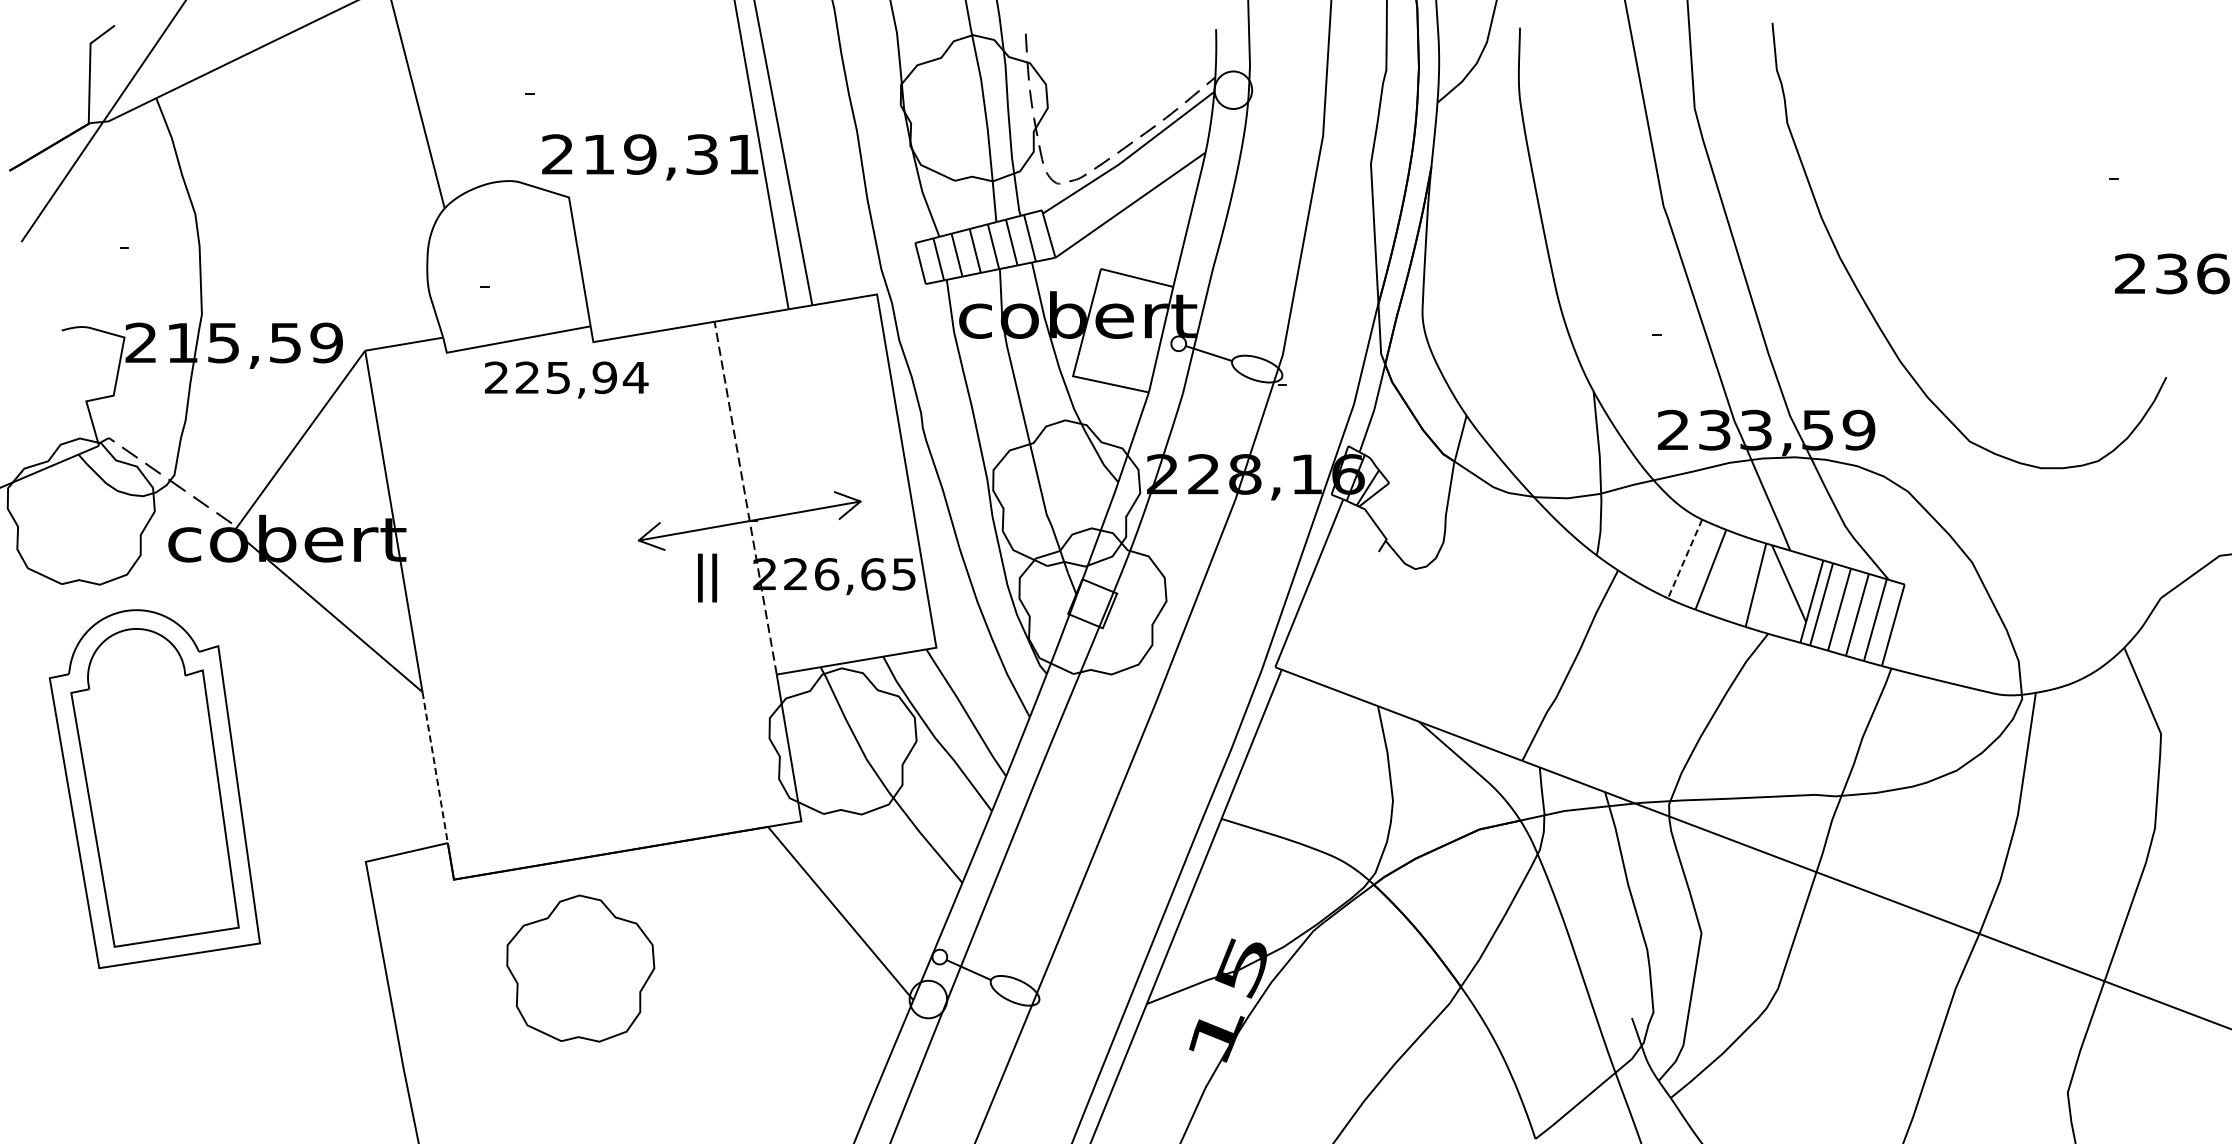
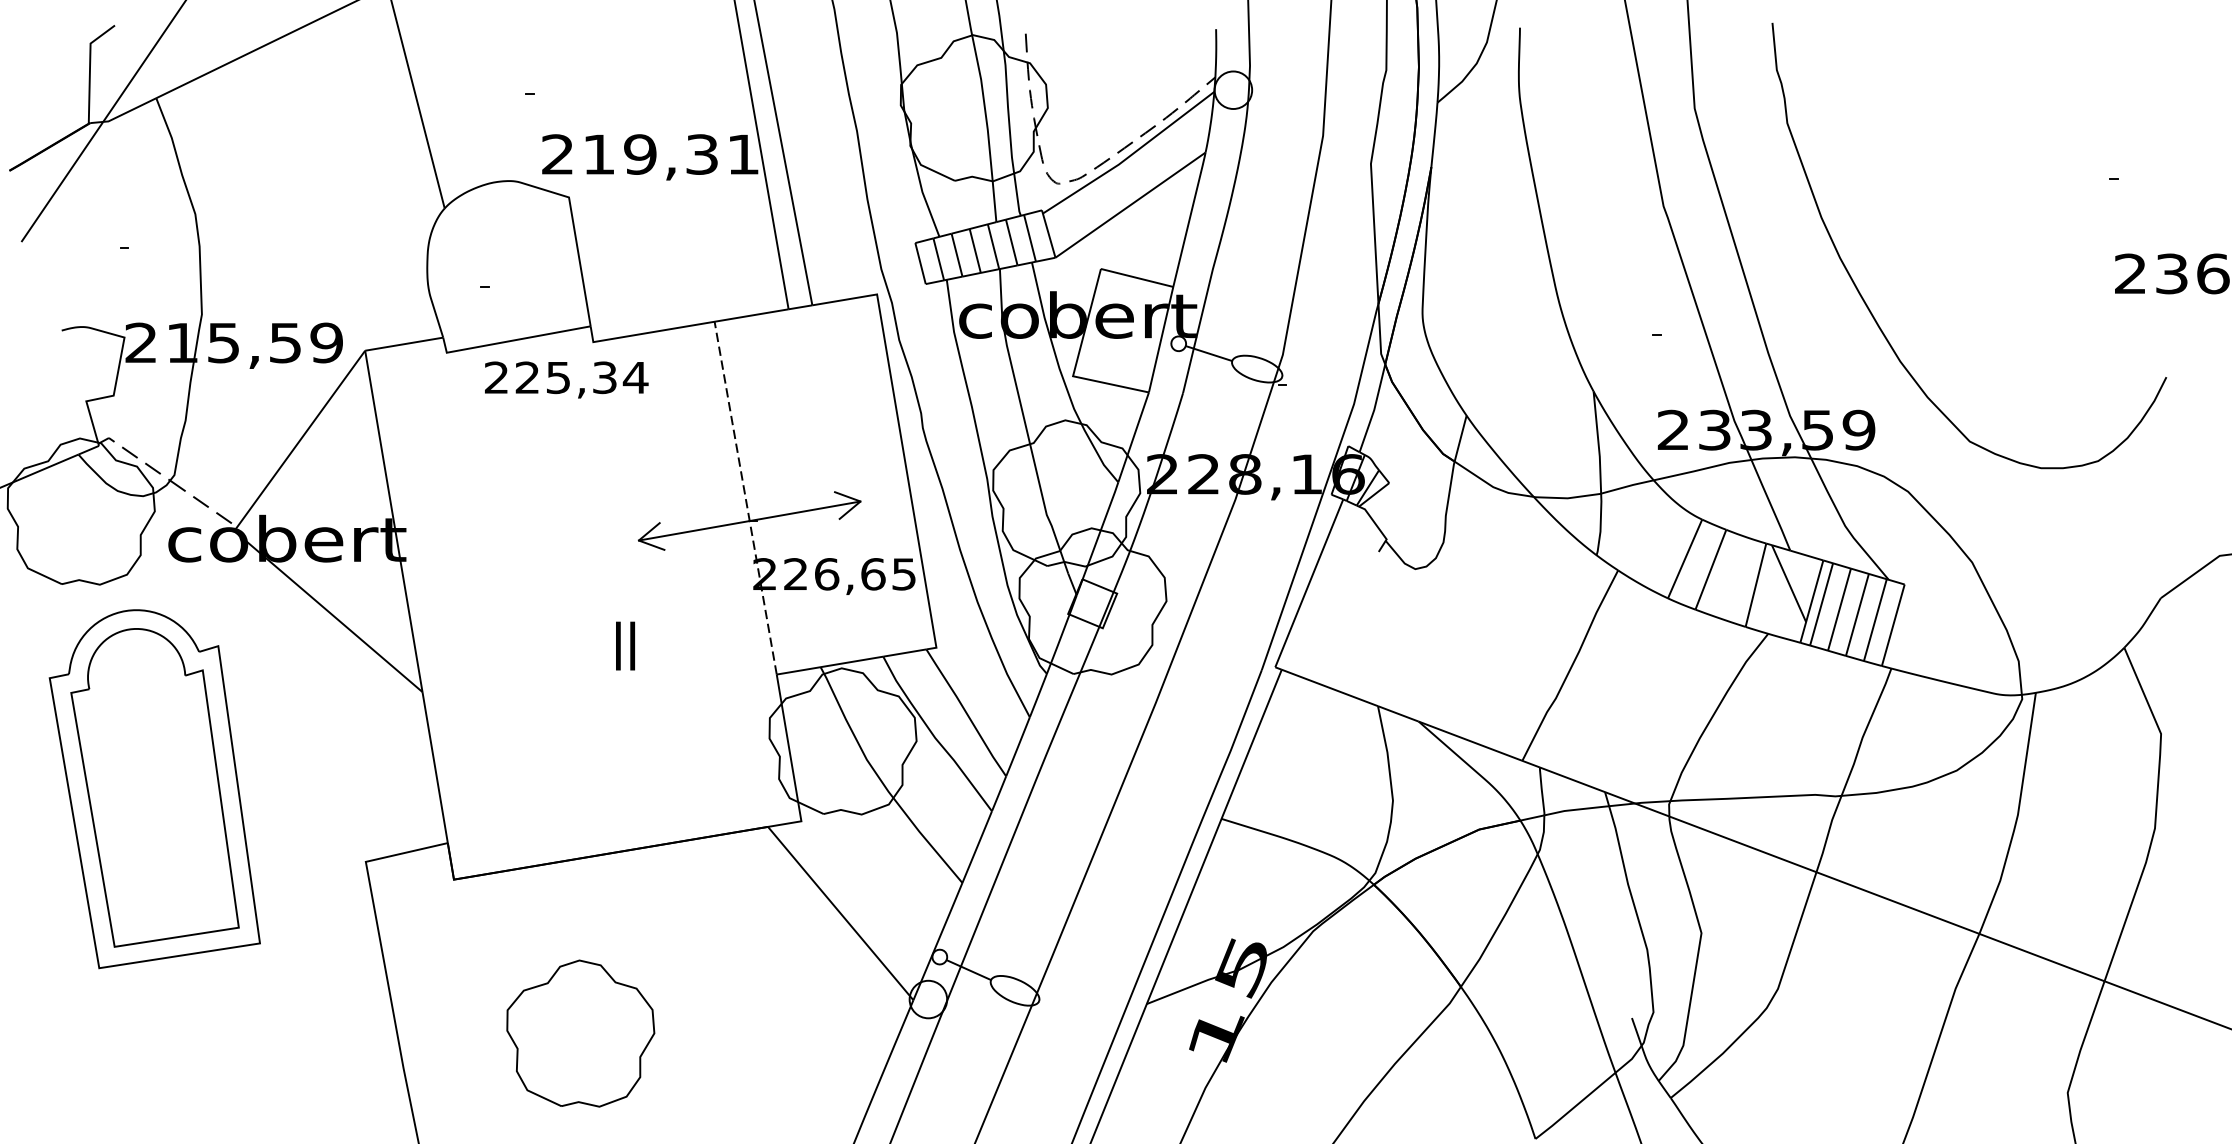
text: 225,94 -> 225,34 (604, 377)
line: dashed -> solid (1685, 558)
text position: (707, 577) -> (625, 645) (625, 645)
line: dashed -> solid (435, 767)
part position: (580, 968) -> (580, 1033) (580, 1033)
